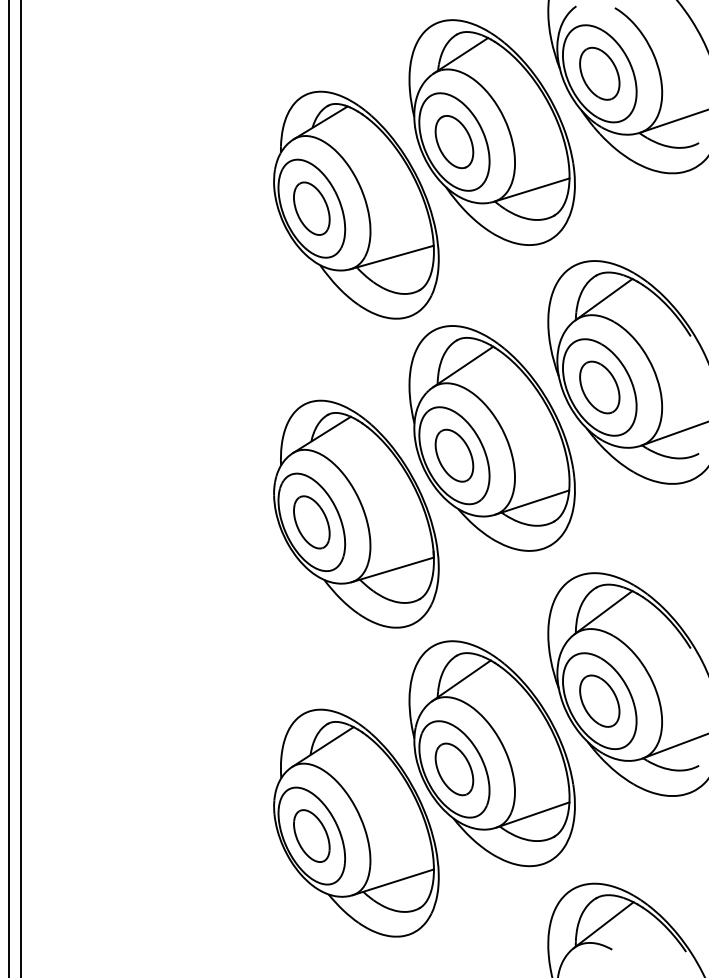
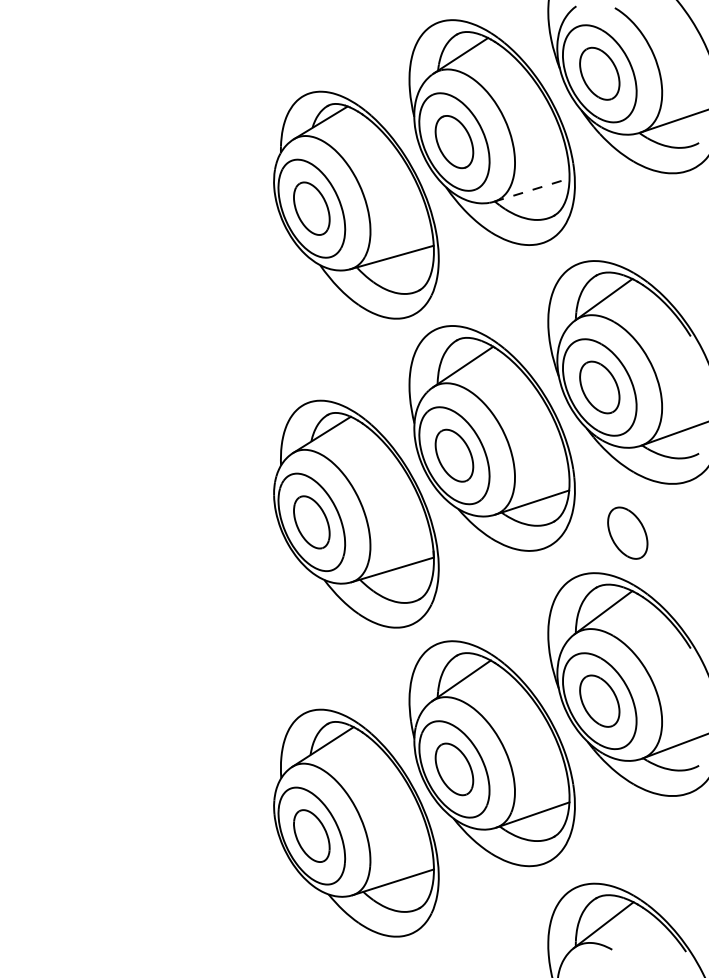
line: solid -> dashed (532, 189)
line: present -> none (8, 488)
line: present -> none (21, 488)
part: none -> present (627, 532)
